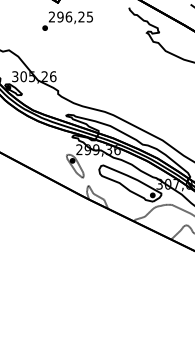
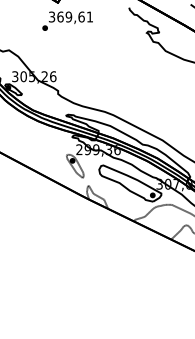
text: 296,25 -> 369,61 (70, 16)
